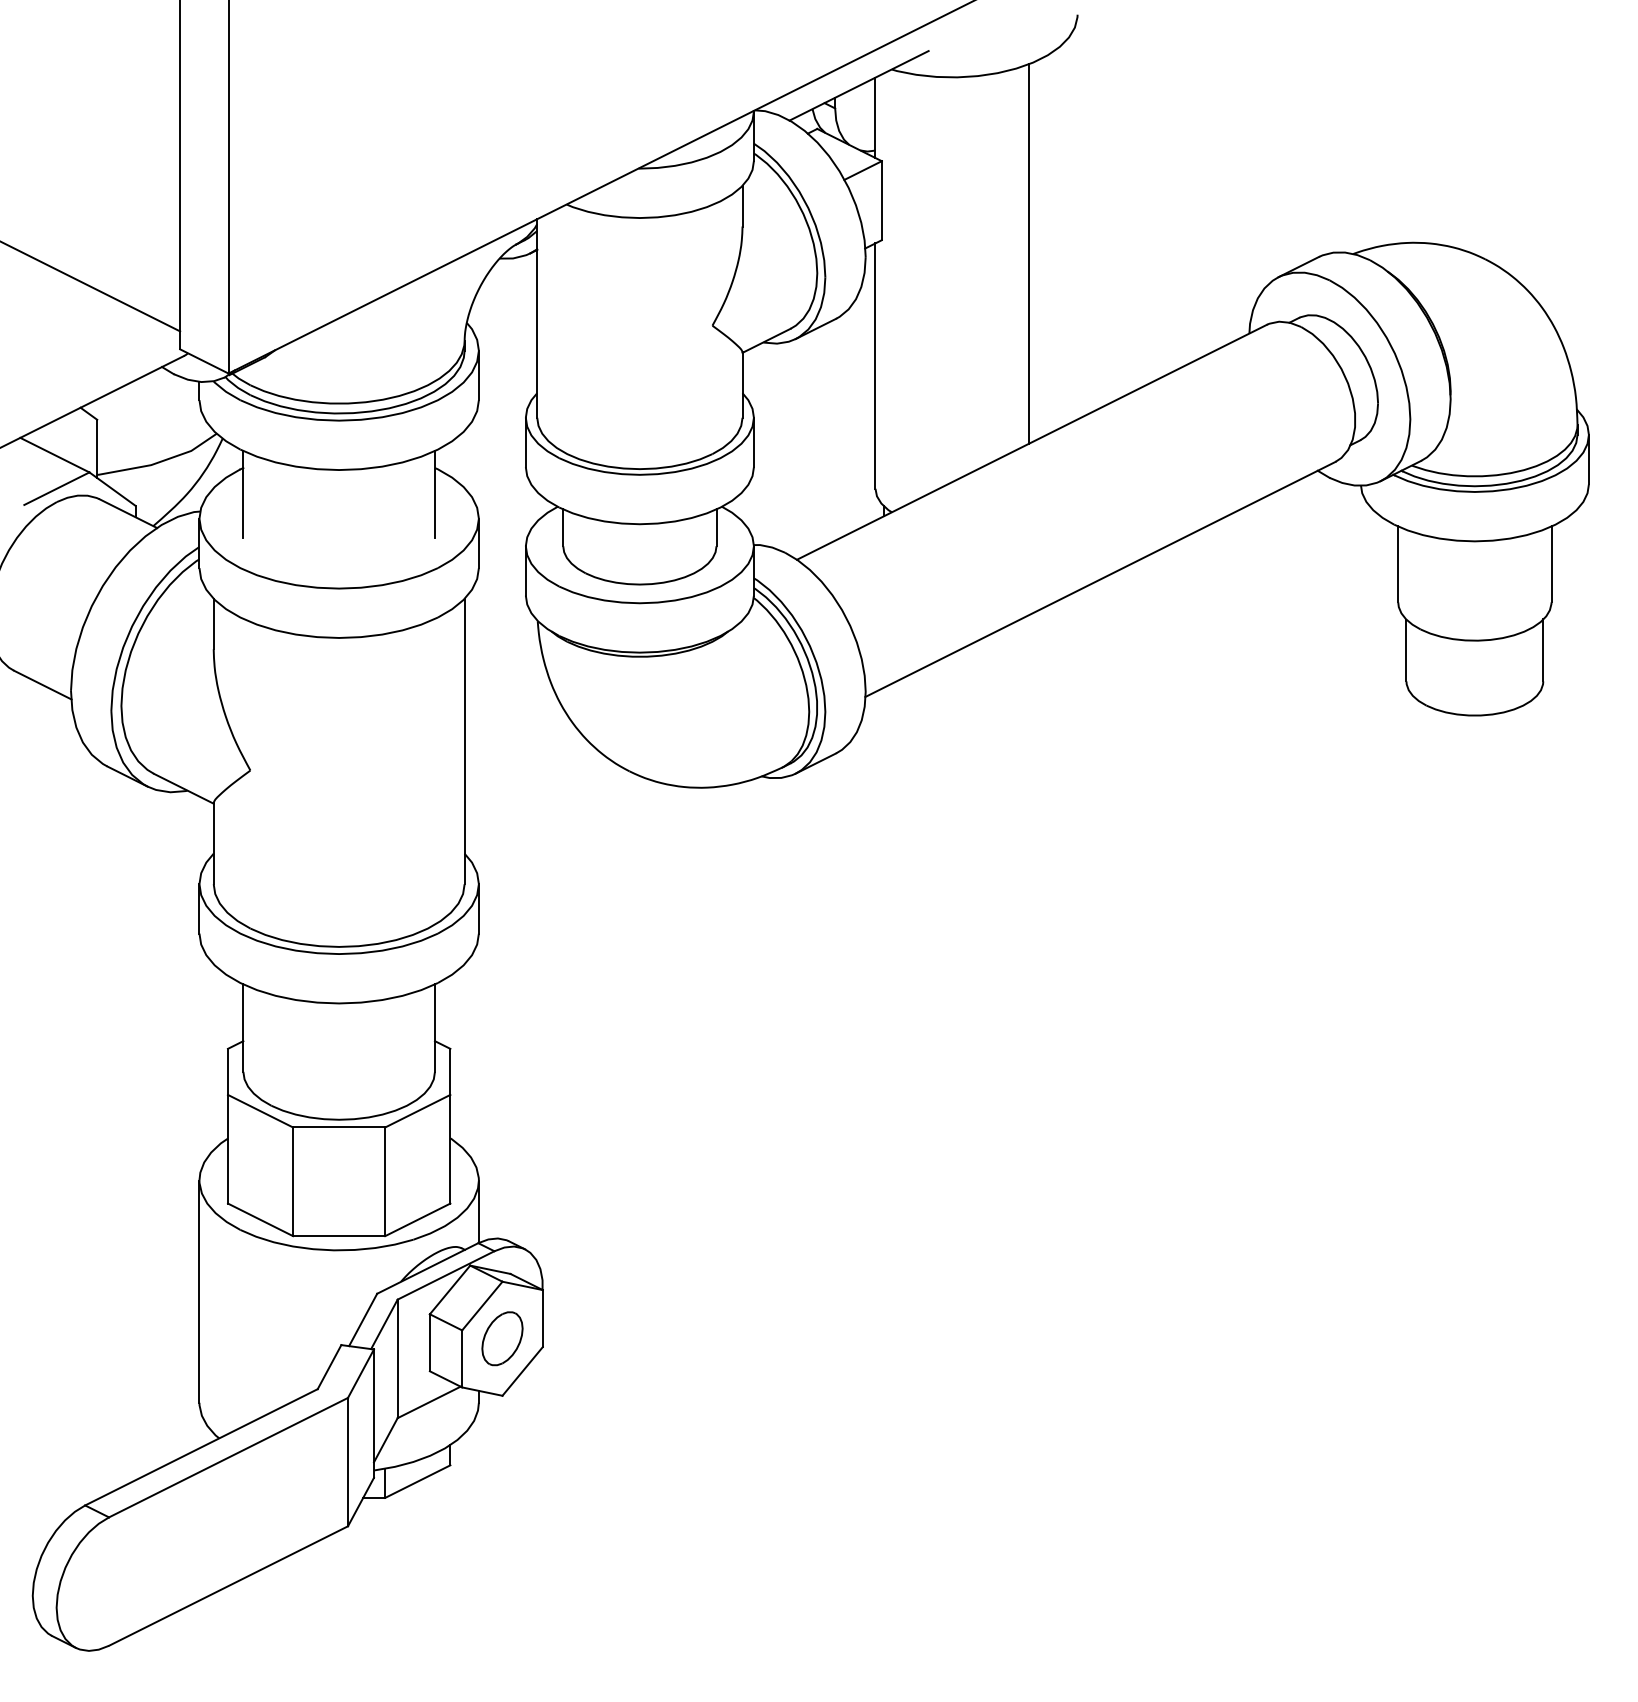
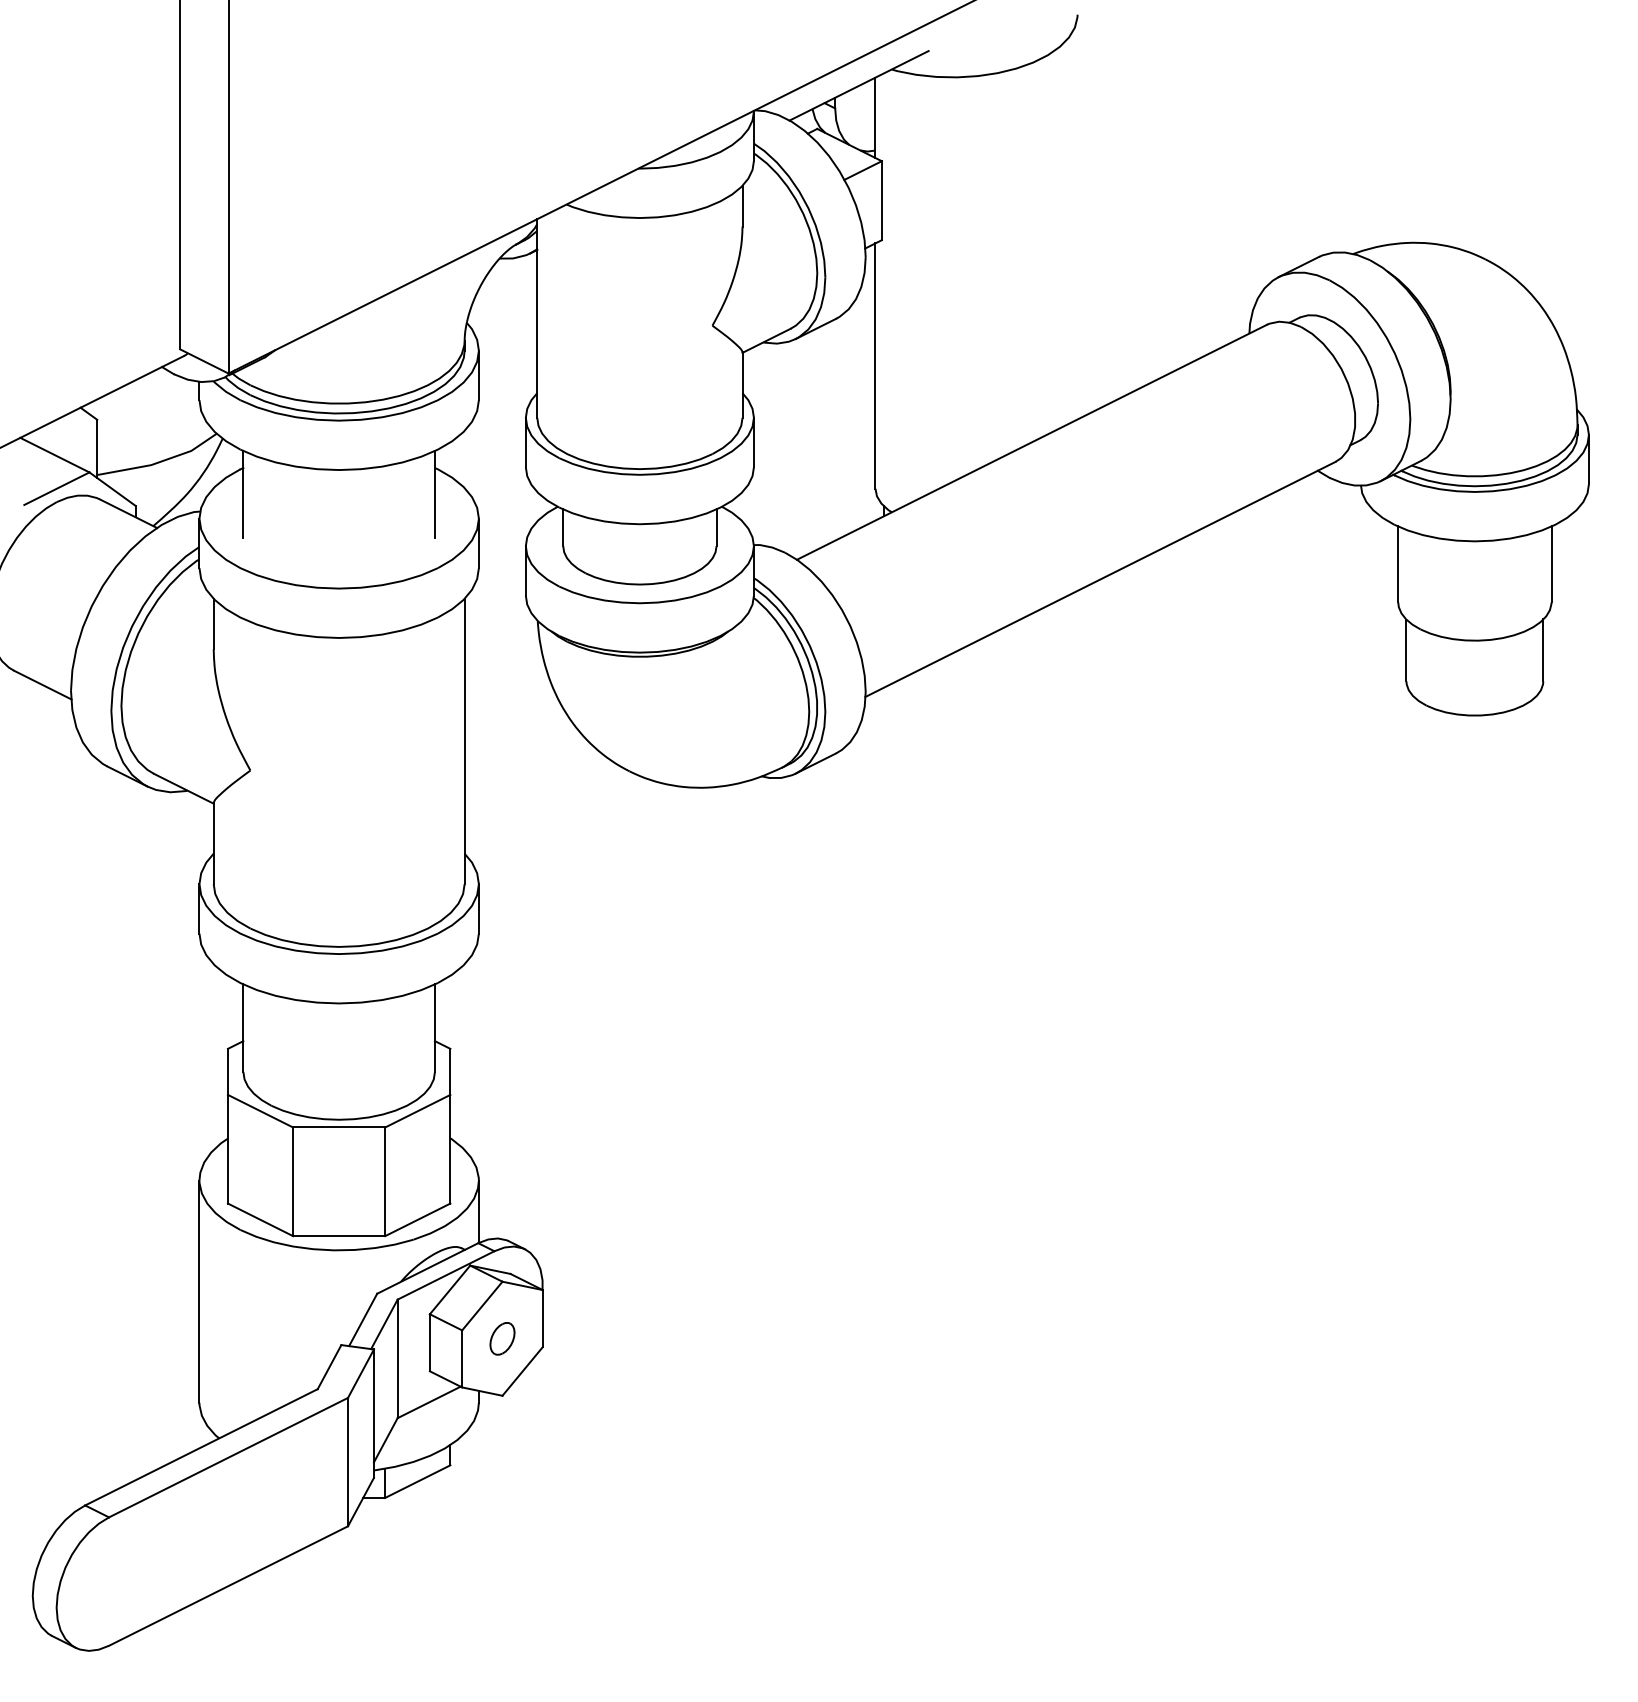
line: present -> none (1028, 253)
line: present -> none (91, 286)
part size: 43x56 px -> 27x34 px (502, 1338)
